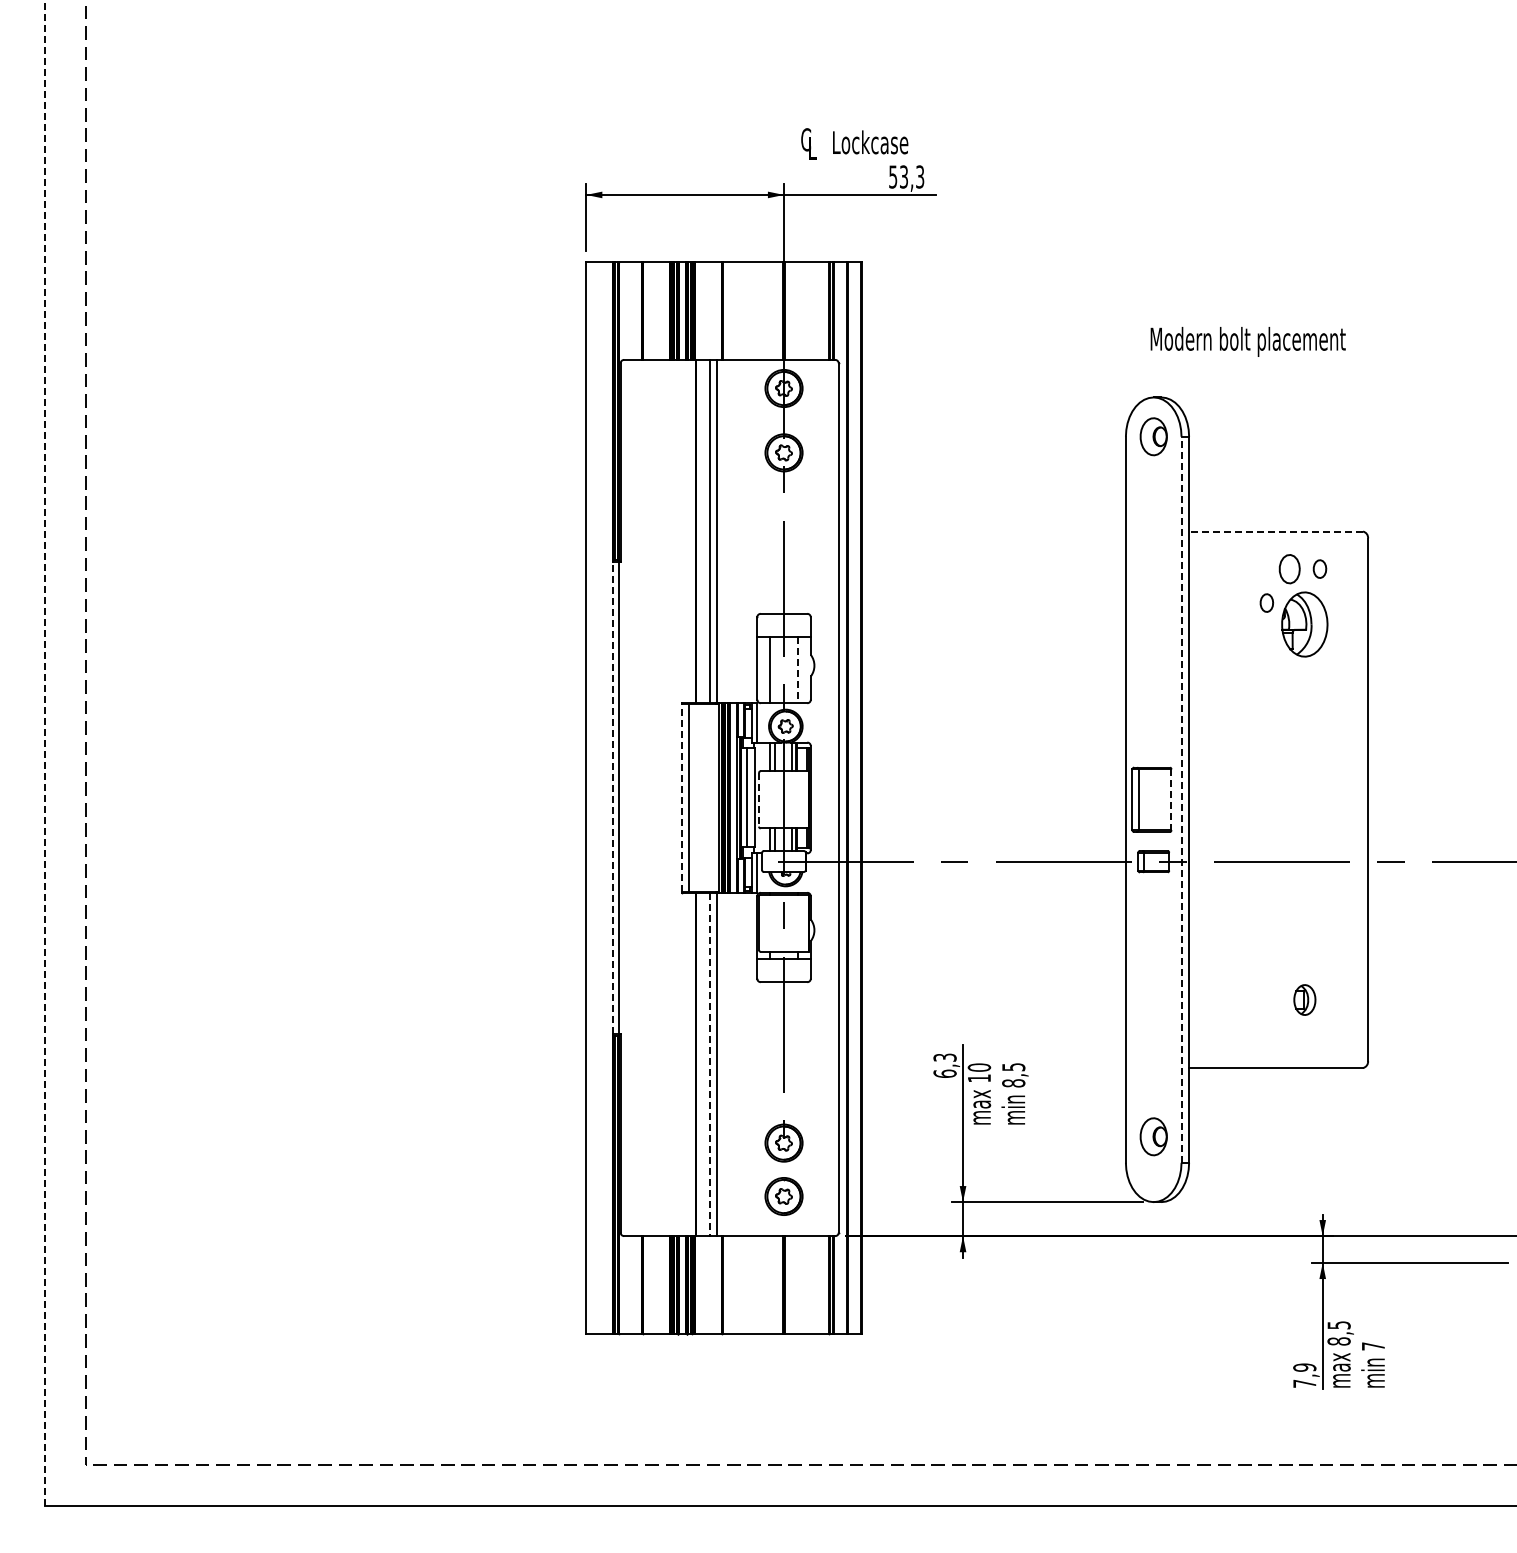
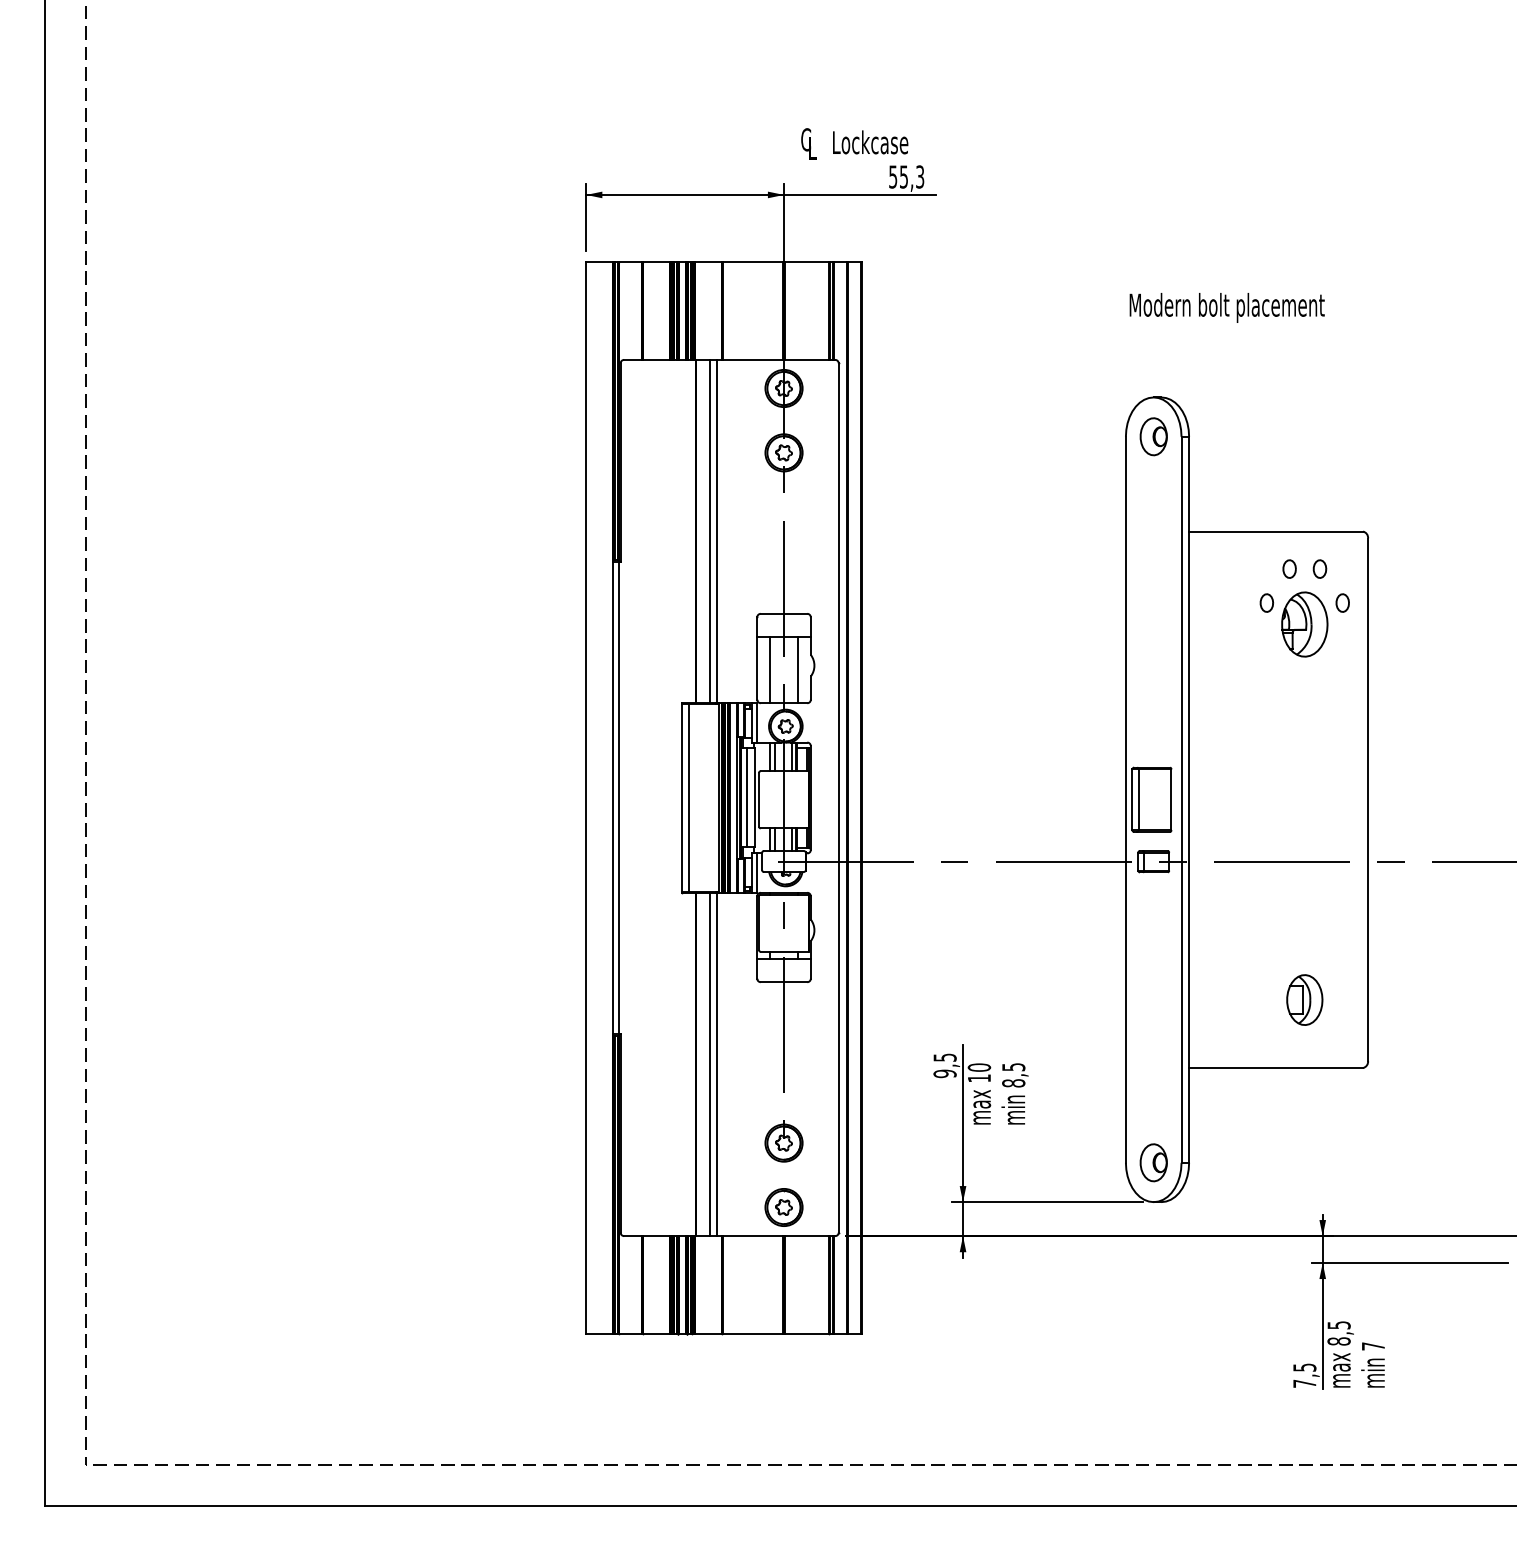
text: 53,3 -> 55,3 (903, 176)
text position: (1247, 341) -> (1226, 307) (1226, 307)
line: dashed -> solid (1276, 531)
part size: 23x31 px -> 15x20 px (1289, 568)
part: none -> present (1342, 602)
line: dashed -> solid (798, 670)
line: dashed -> solid (45, 753)
line: dashed -> solid (613, 797)
line: dashed -> solid (682, 797)
line: dashed -> solid (759, 799)
line: dashed -> solid (1181, 799)
line: dashed -> solid (1171, 800)
part size: 24x32 px -> 38x52 px (1304, 999)
line: dashed -> solid (710, 1064)
text: 6,3 -> 9,5 (944, 1065)
part position: (1153, 1136) -> (1153, 1162) (1153, 1162)
part position: (783, 1196) -> (783, 1207) (783, 1207)
text: 7,9 -> 7,5 (1304, 1367)
